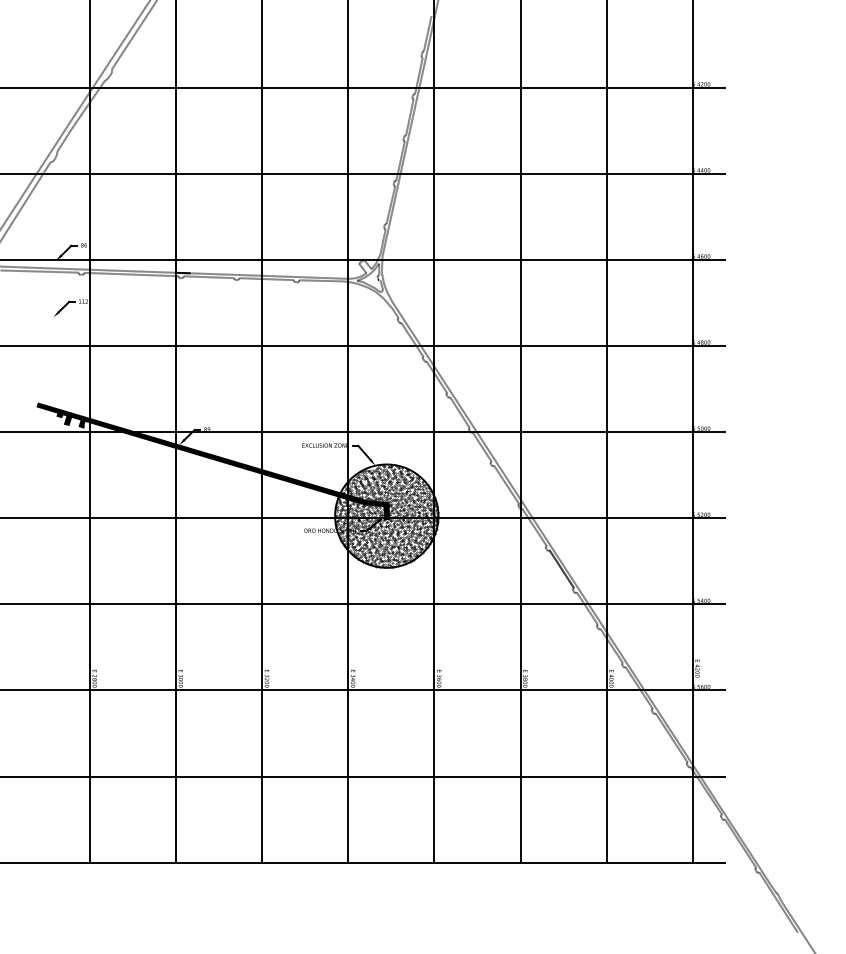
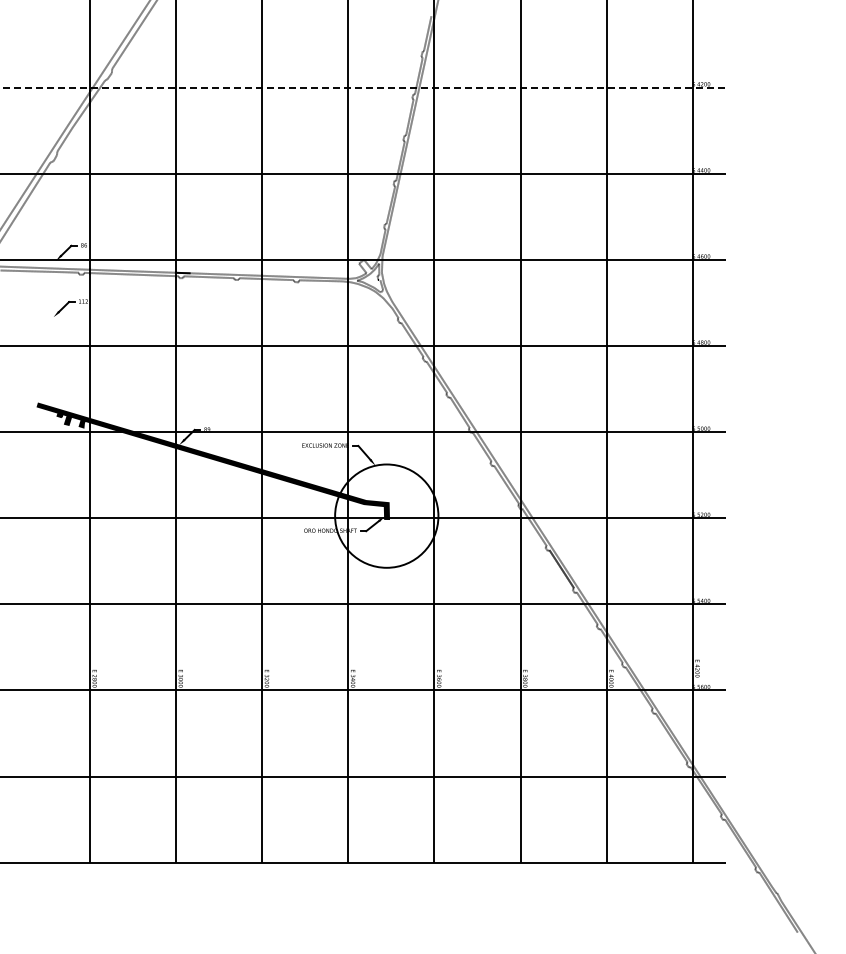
line: solid -> dashed (363, 87)
hatch: present -> none (386, 516)
